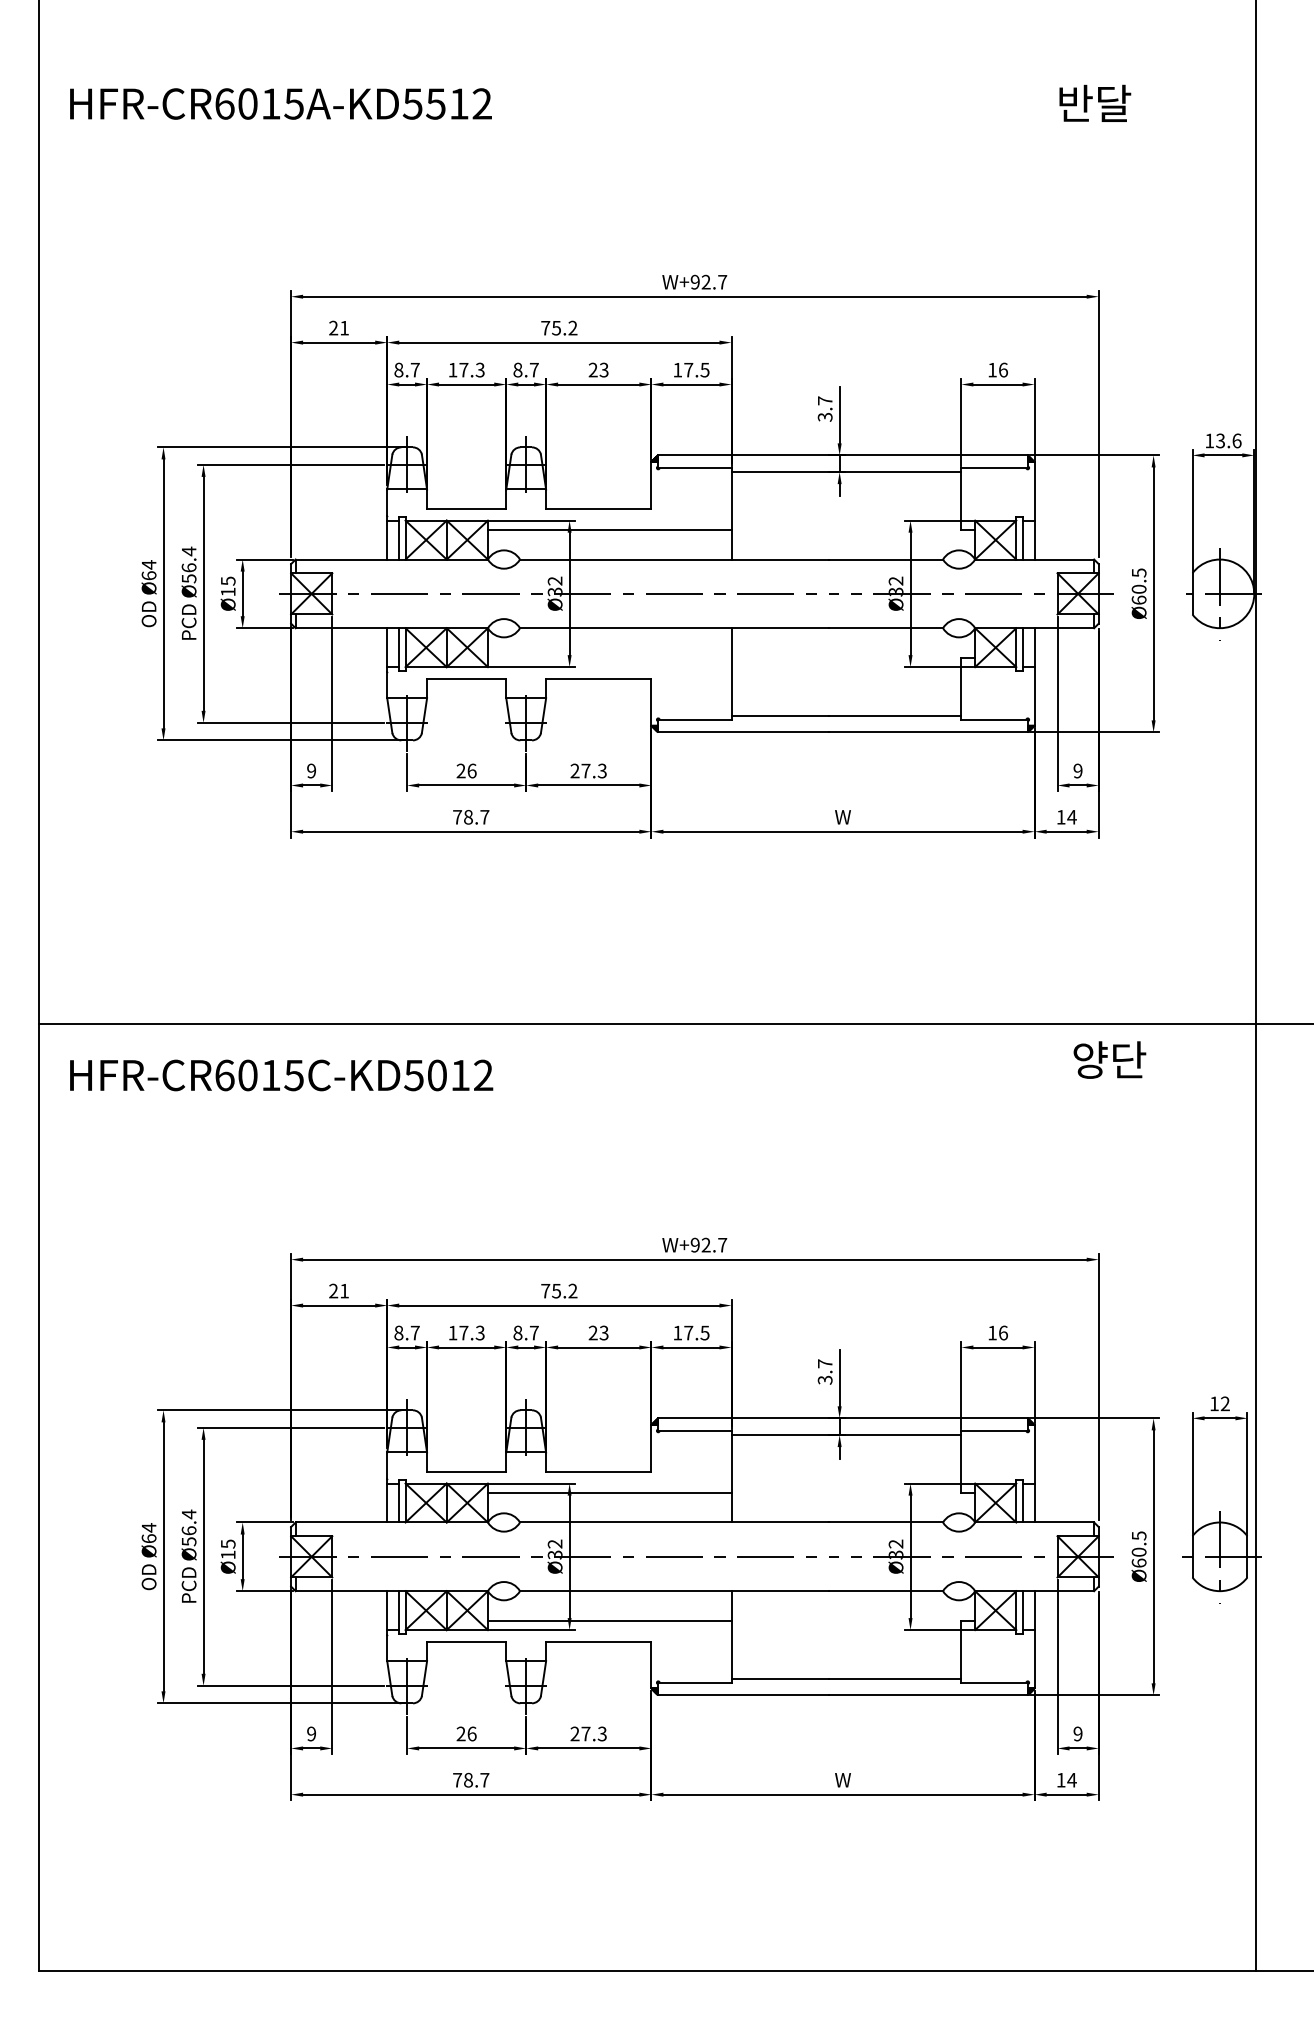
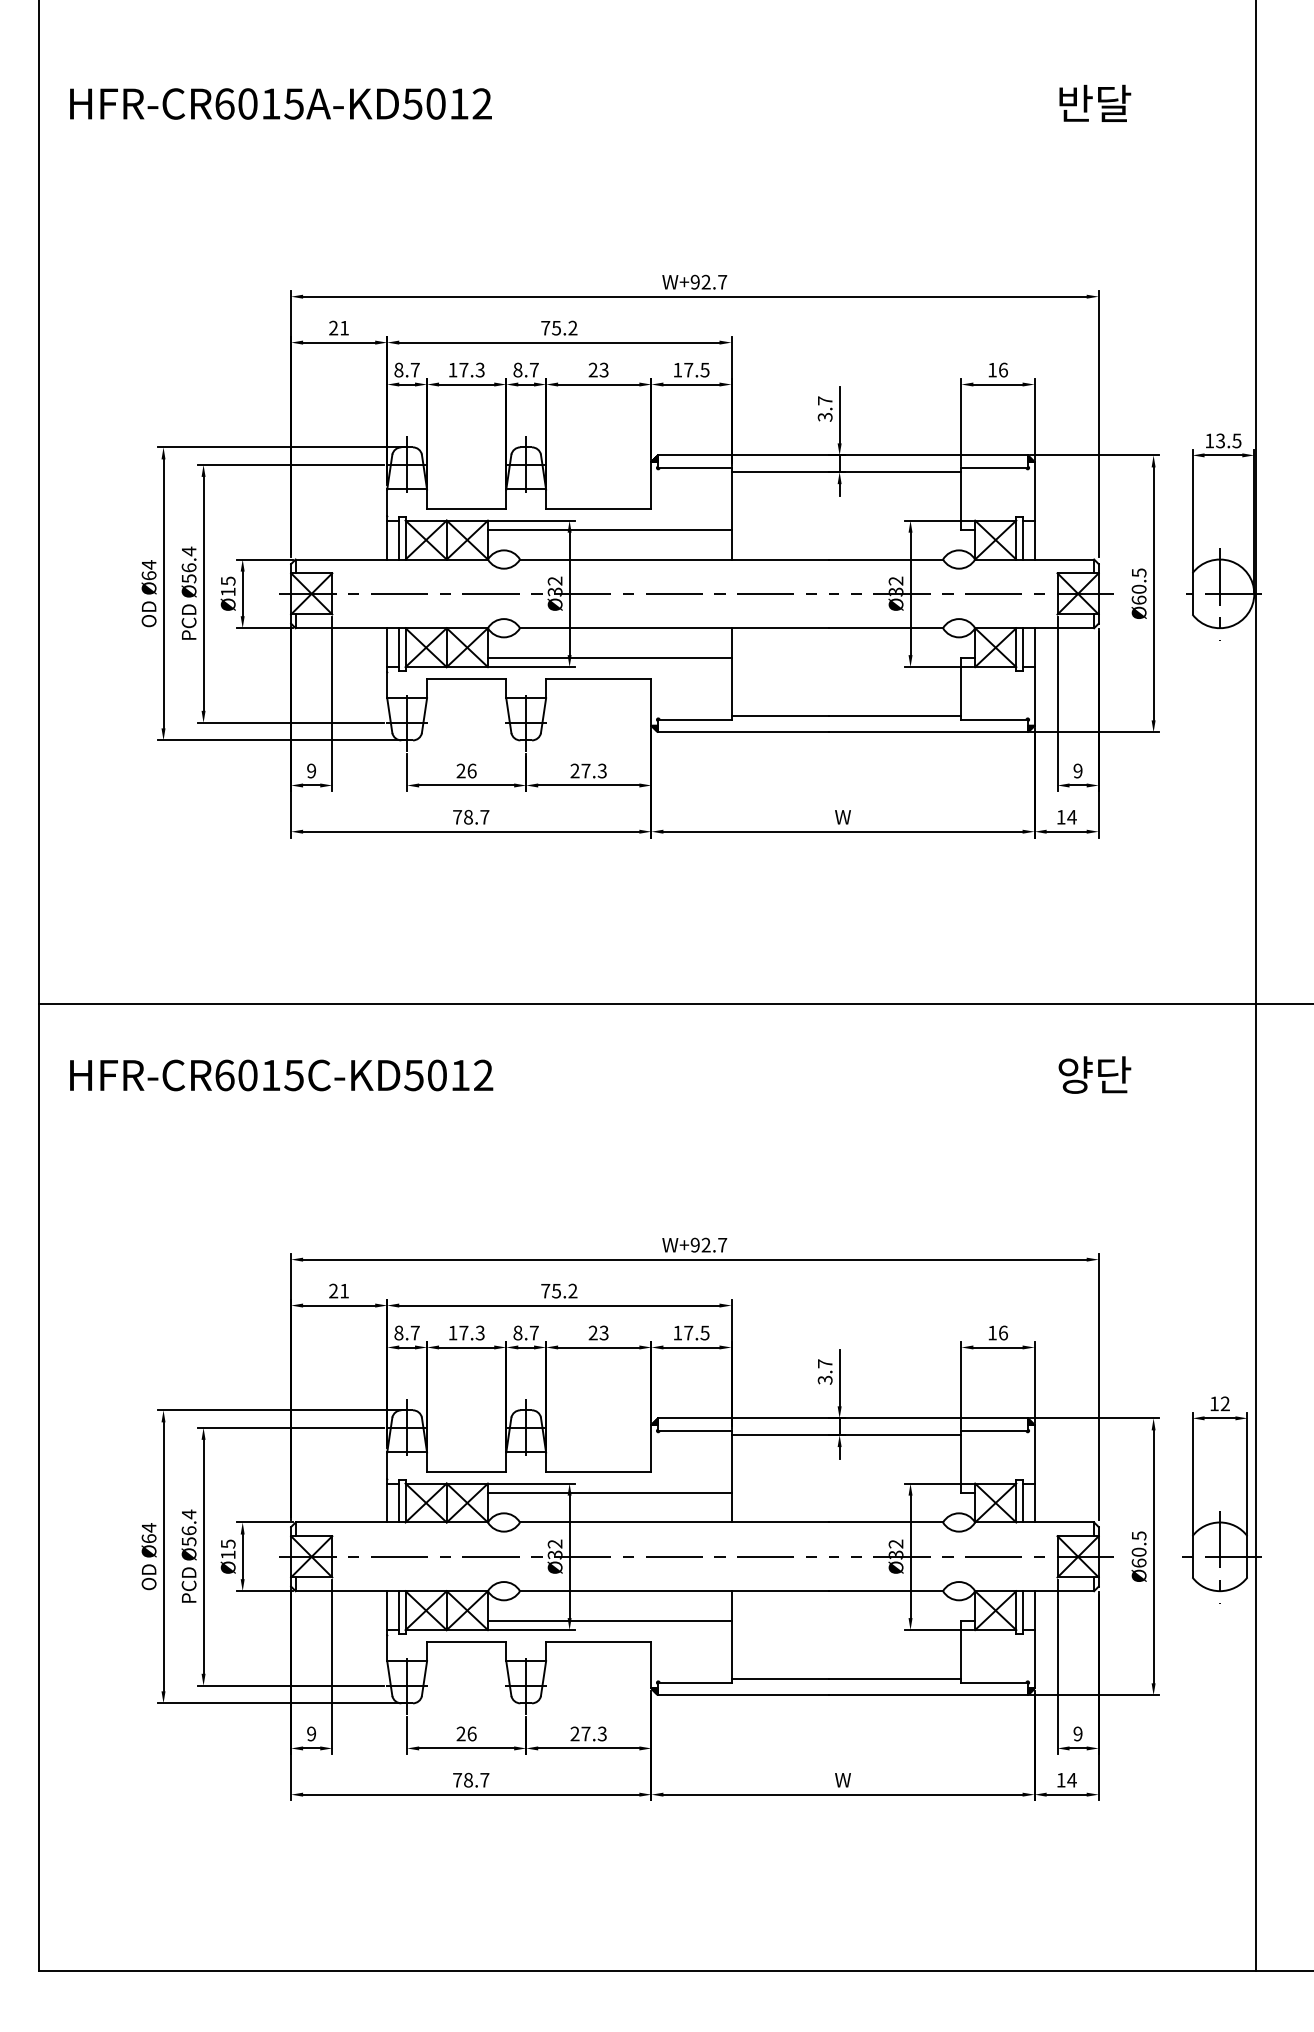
text: HFR-CR6015A-KD5512 -> HFR-CR6015A-KD5012 (435, 103)
text: 13.6 -> 13.5 (1236, 440)
line: none -> present (609, 657)
line position: (674, 1024) -> (674, 1004) (674, 1004)
text position: (1109, 1059) -> (1094, 1074) (1094, 1074)
